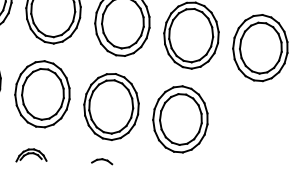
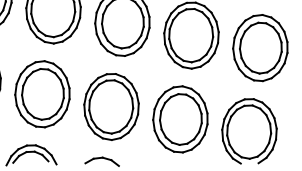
part: none -> present (249, 131)
part size: 33x15 px -> 53x23 px (31, 155)
part size: 23x8 px -> 36x11 px (101, 161)
